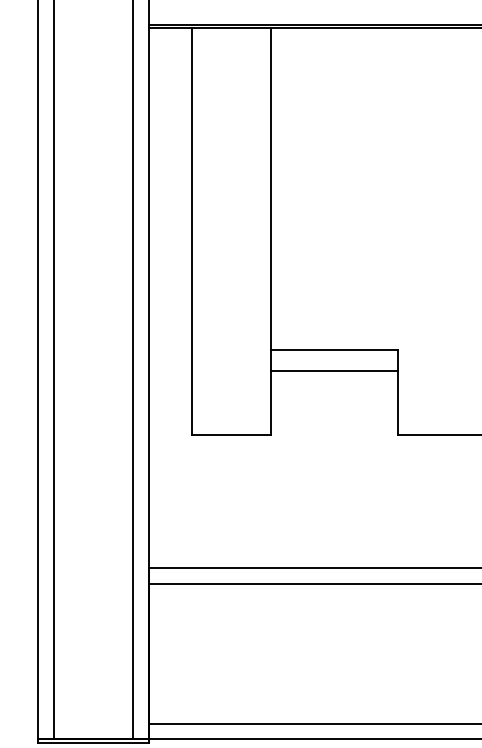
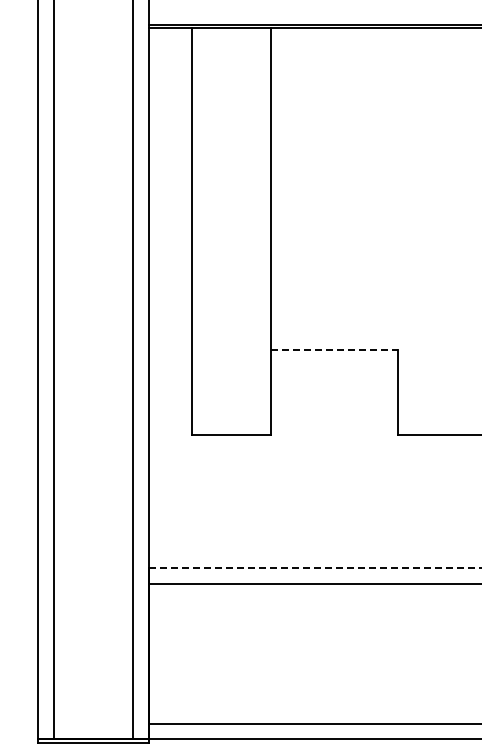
line: solid -> dashed (334, 350)
line: present -> none (334, 371)
line: solid -> dashed (314, 567)
